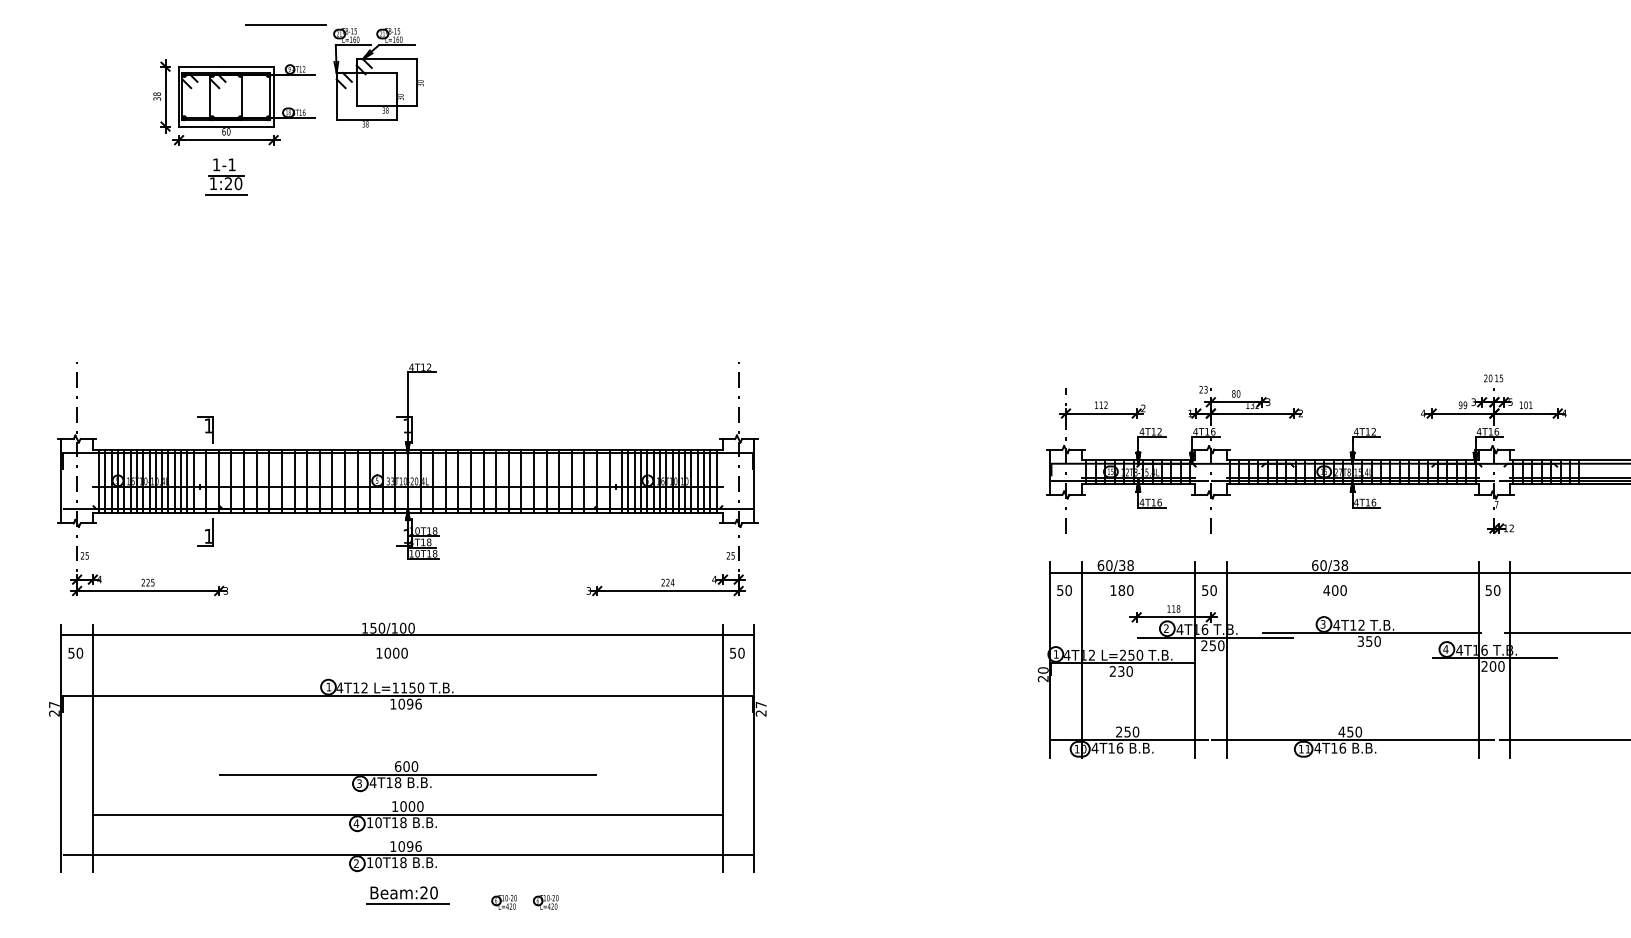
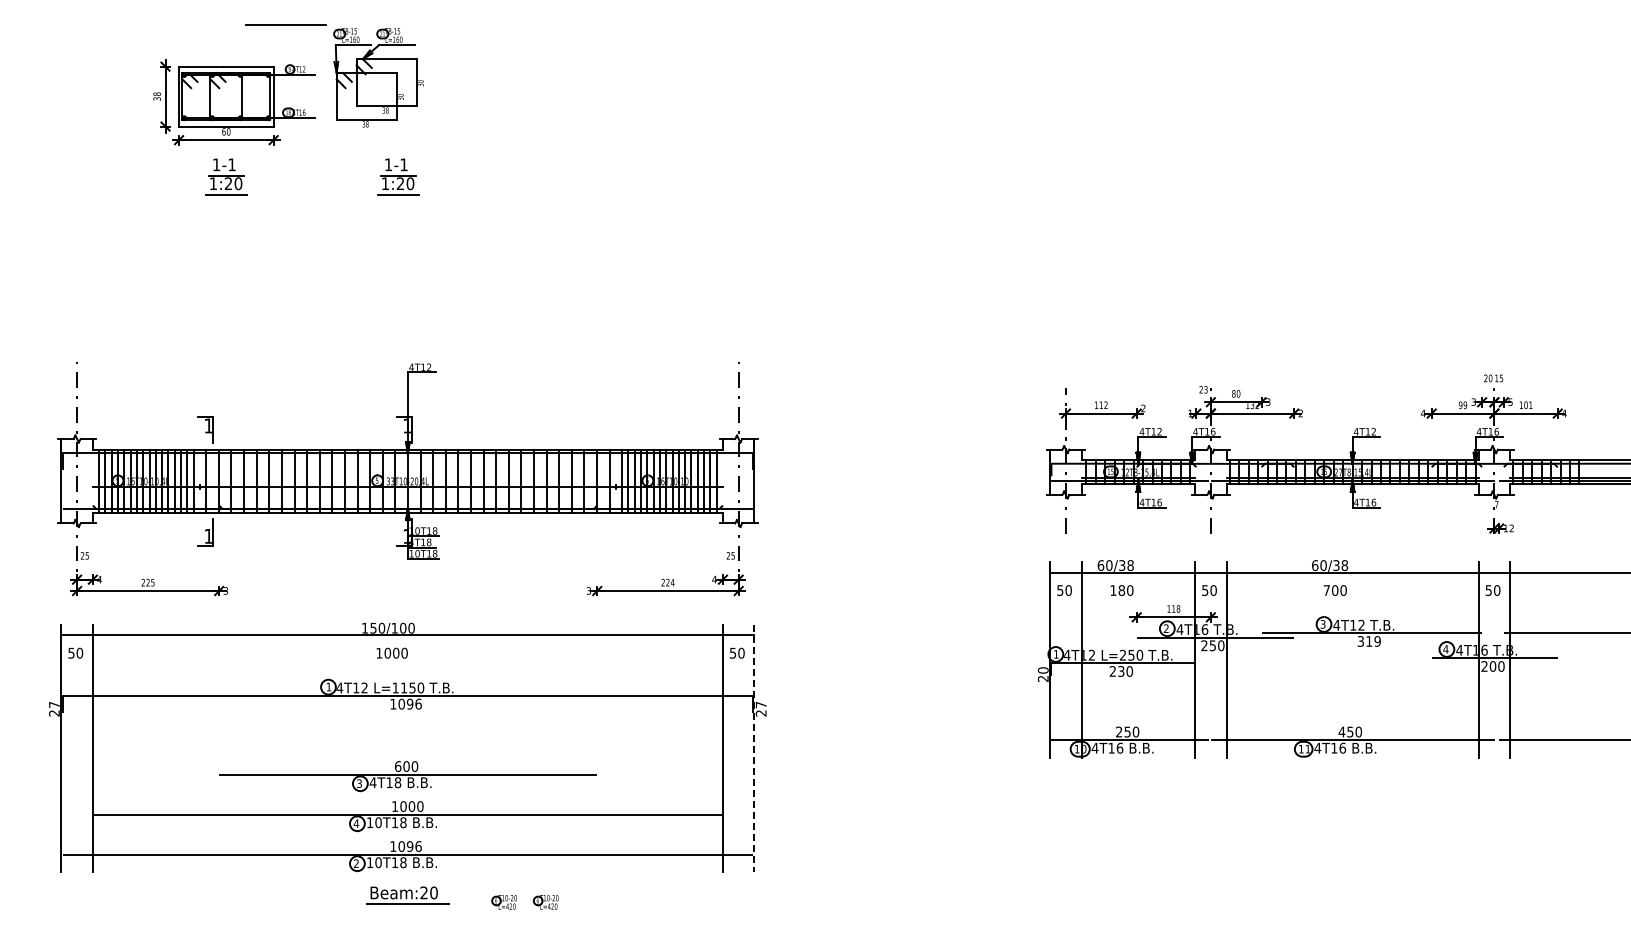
part: none -> present (398, 176)
text: 400 -> 700 (1326, 590)
text: 350 -> 319 (1373, 641)
line: solid -> dashed (754, 748)
